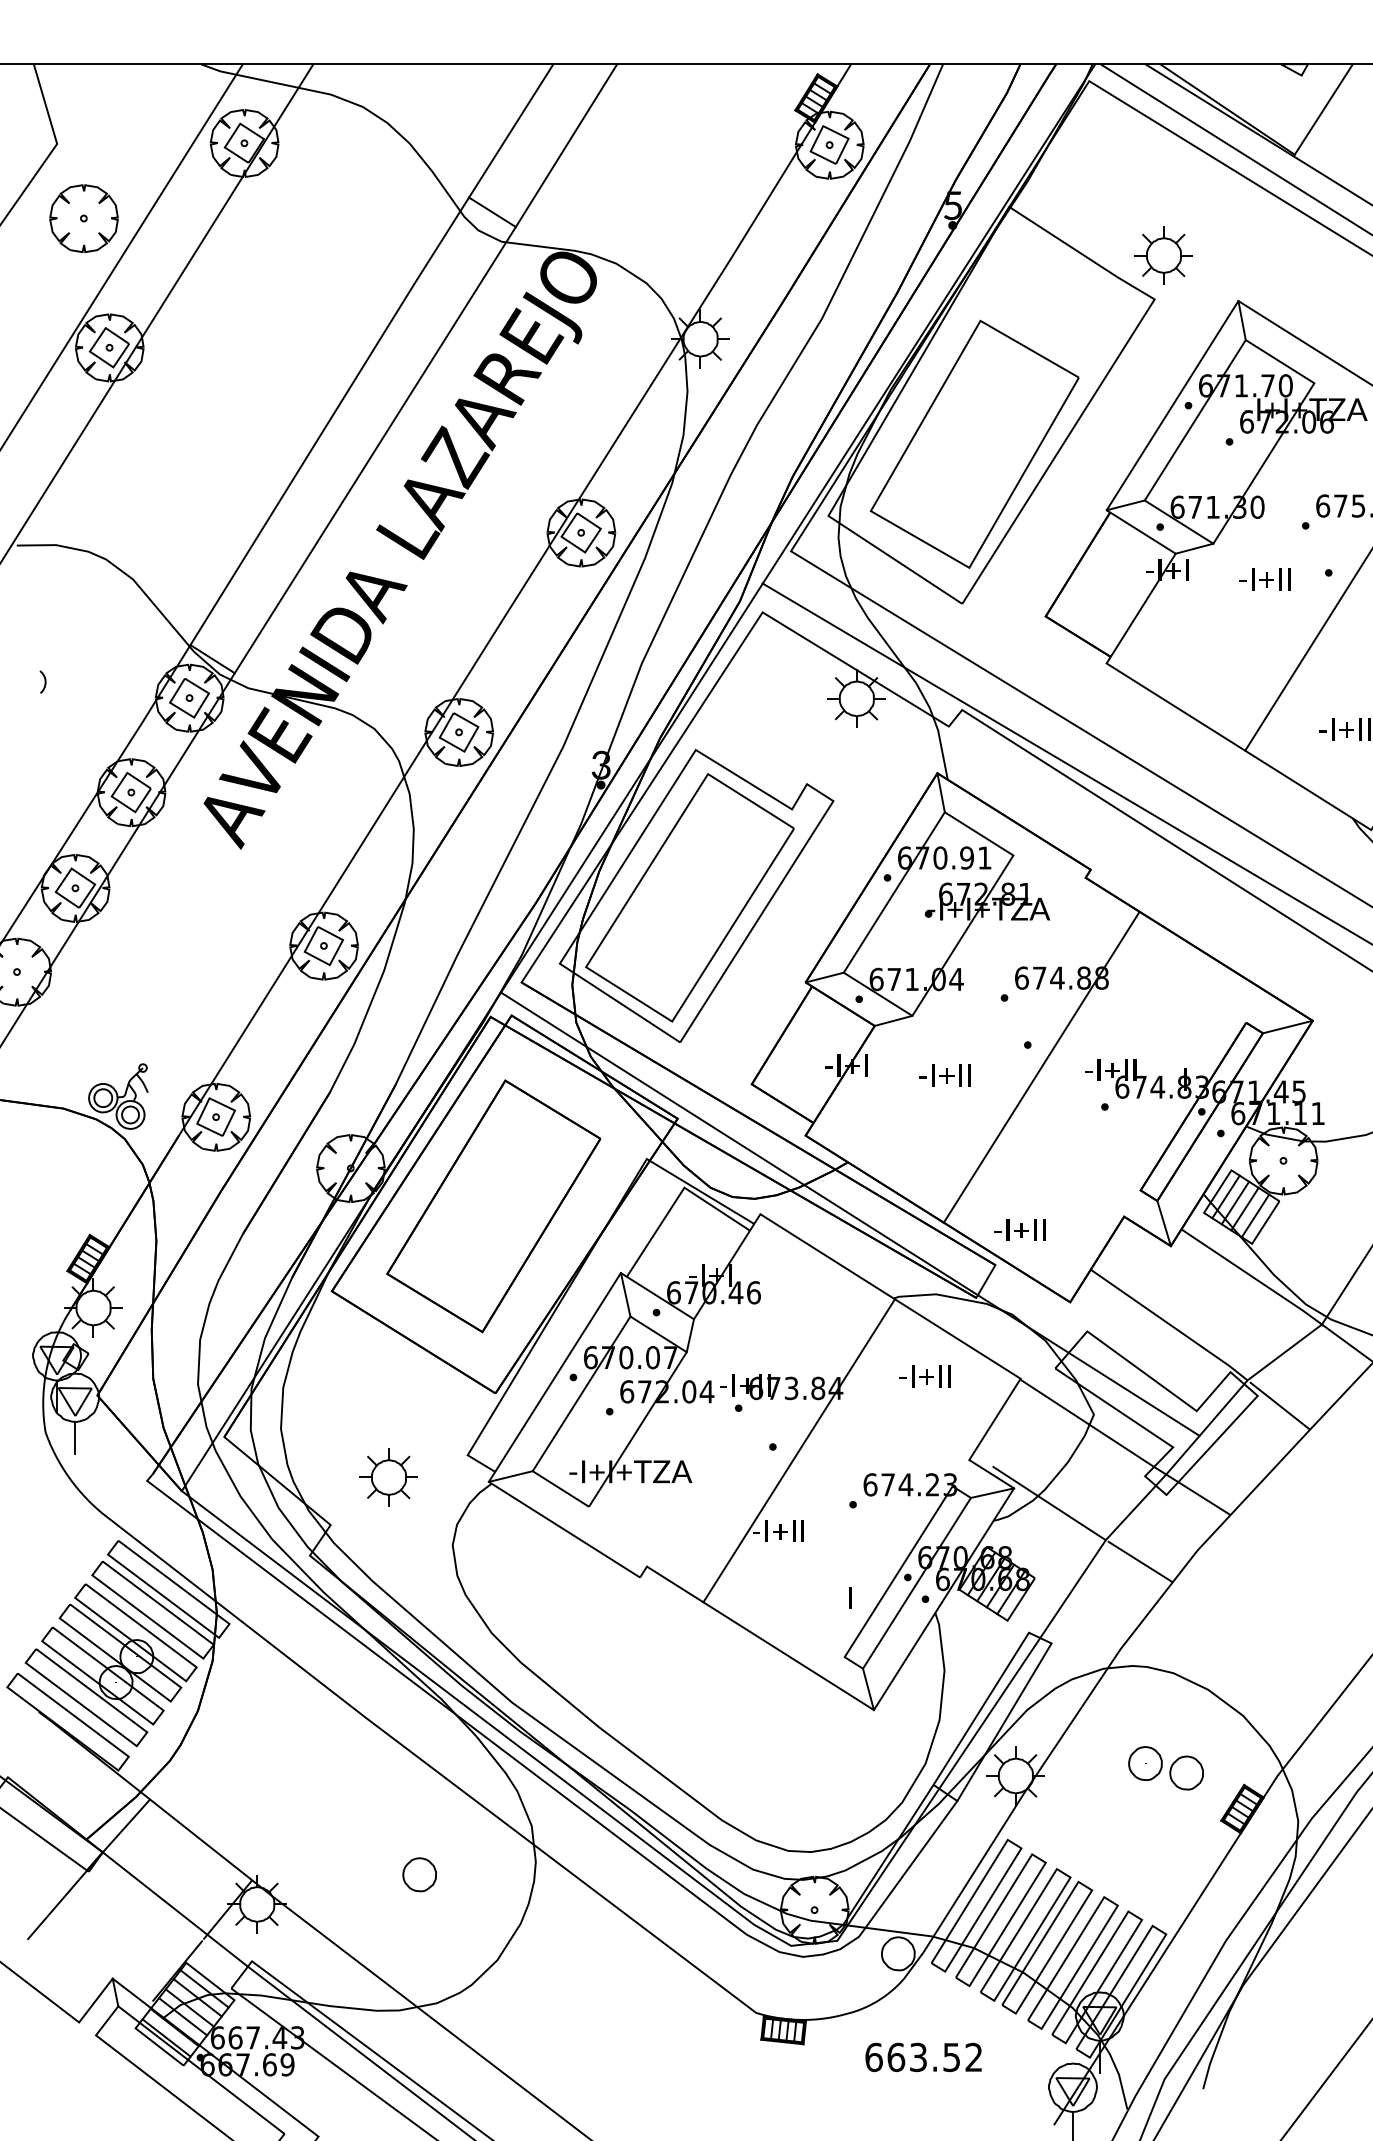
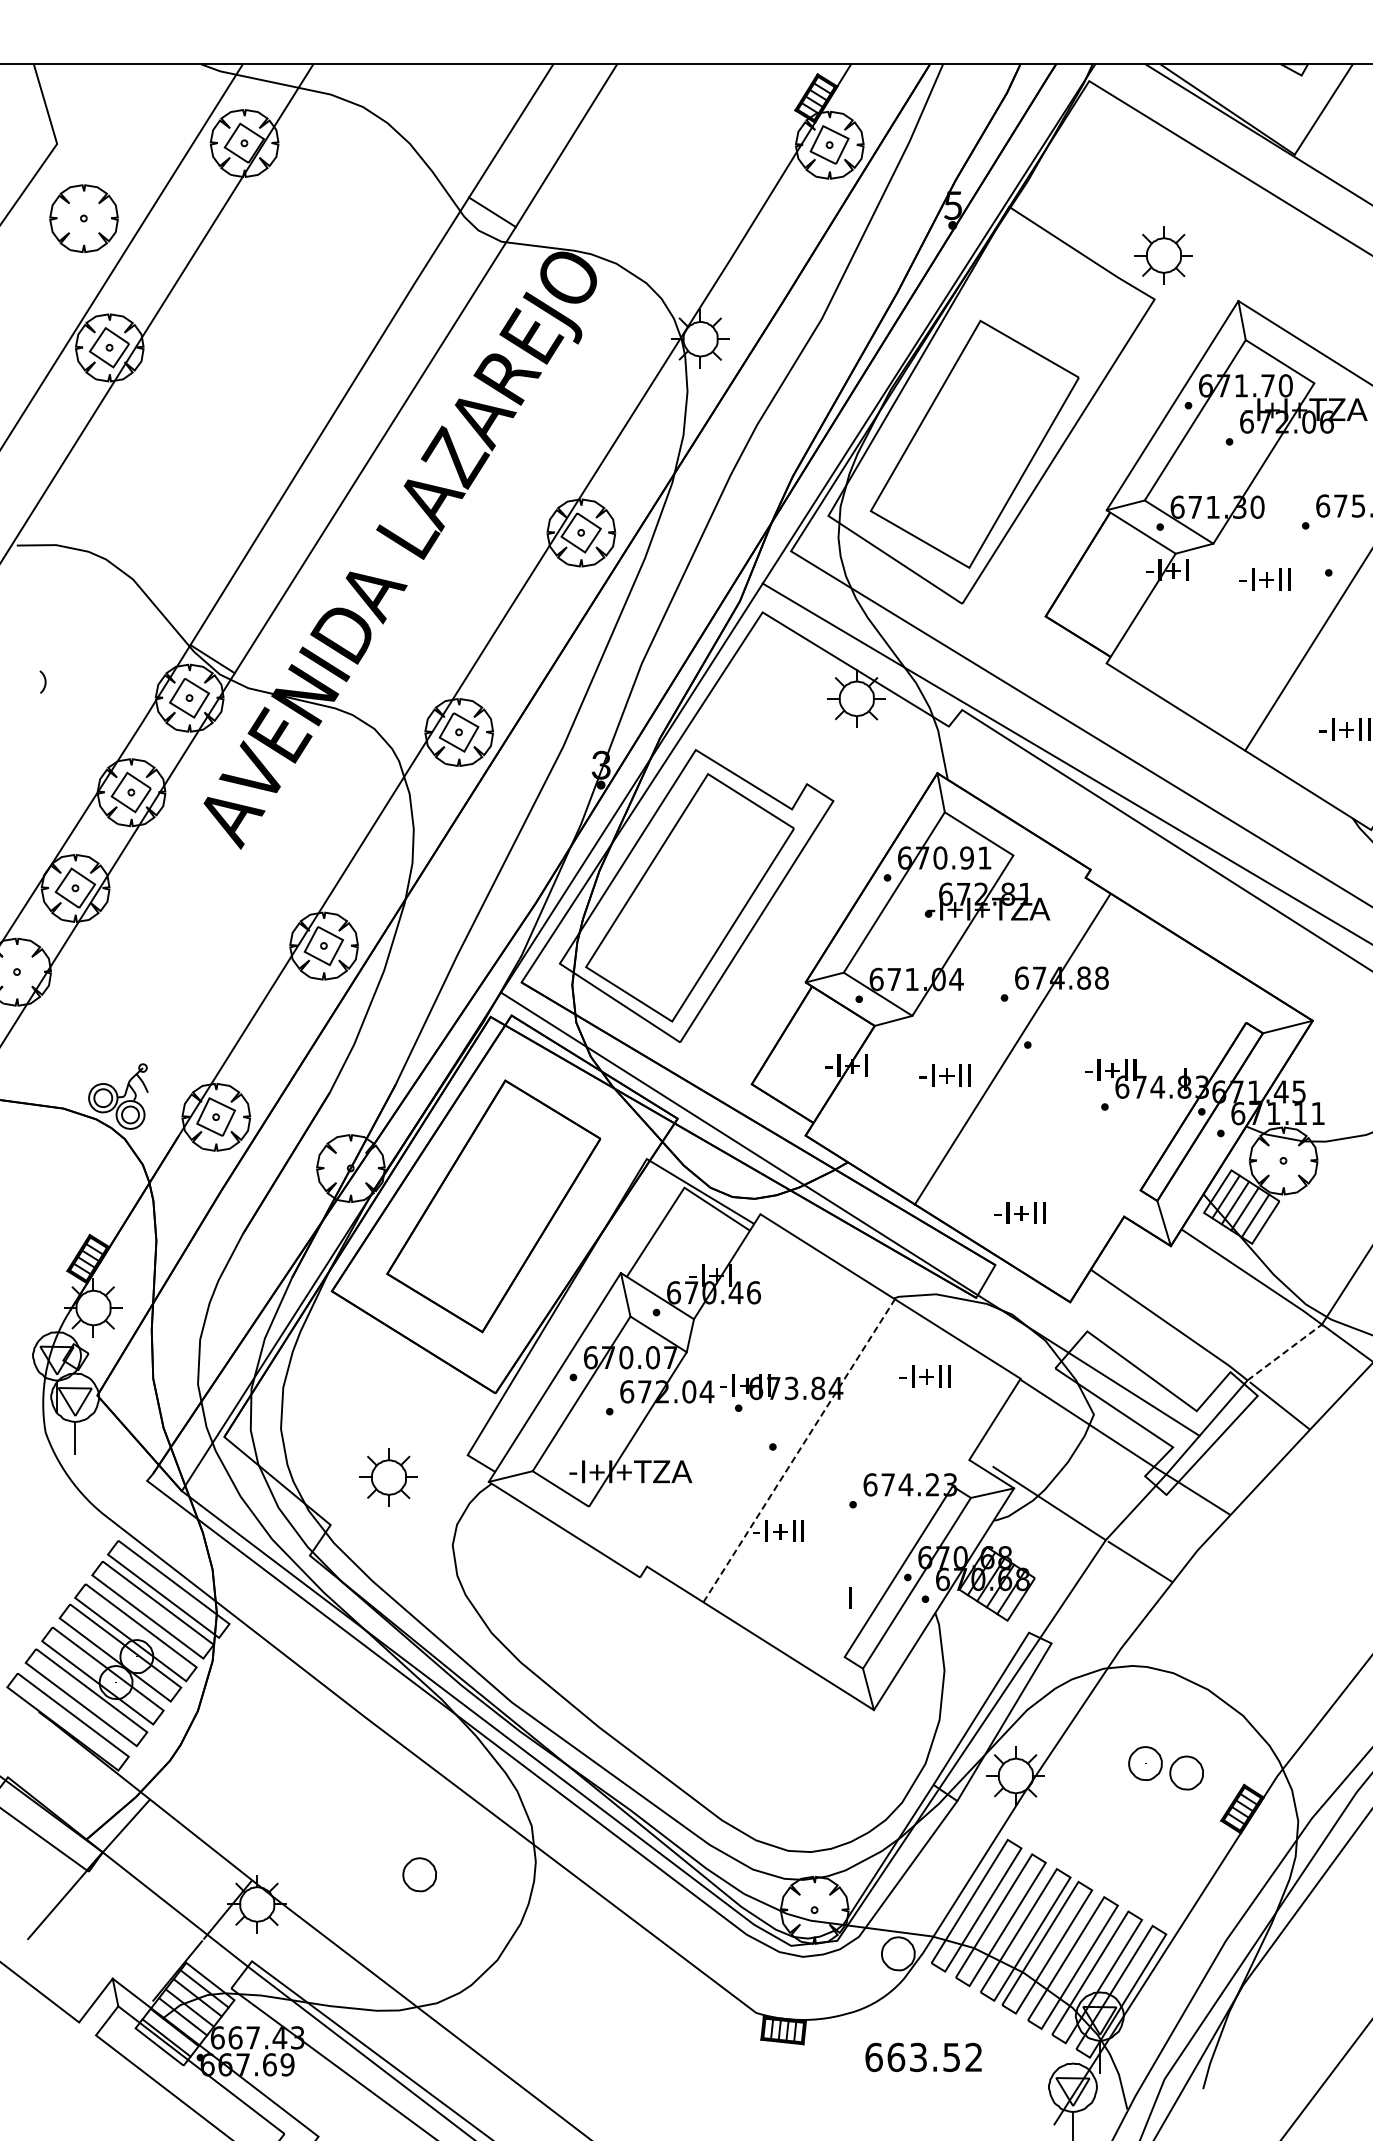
line: present -> none (1234, 148)
line position: (1041, 1066) -> (1012, 1048) (1012, 1048)
text position: (1019, 1229) -> (1019, 1212) (1019, 1212)
line: solid -> dashed (1284, 1352)
line: solid -> dashed (799, 1450)
